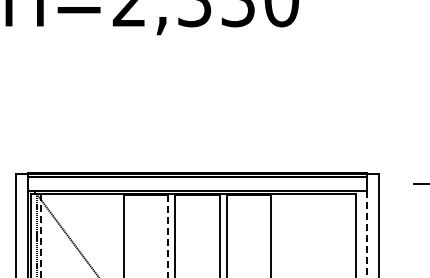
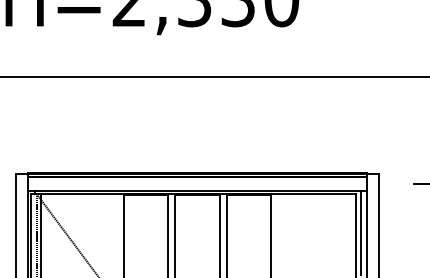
line: none -> present (214, 77)
line: none -> present (360, 232)
line: dashed -> solid (367, 234)
line: dashed -> solid (41, 236)
line: dashed -> solid (167, 236)
